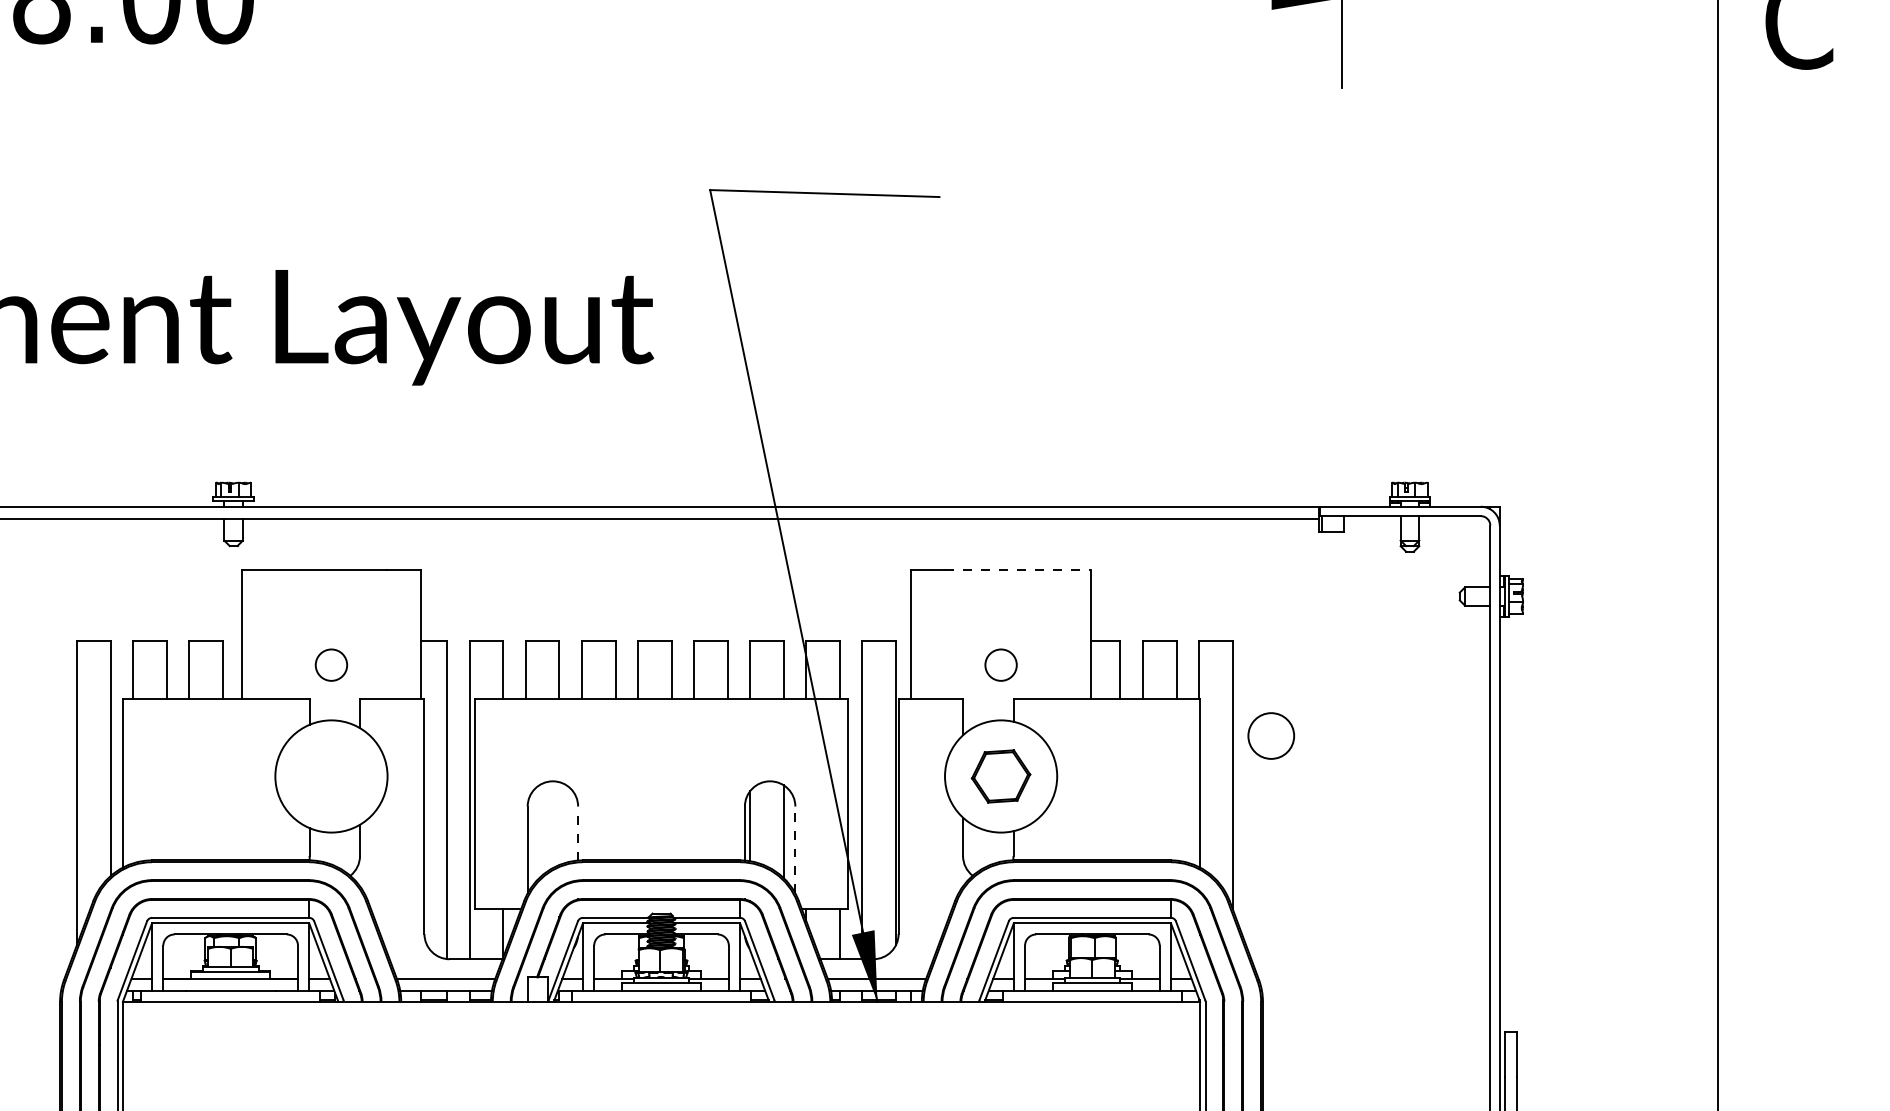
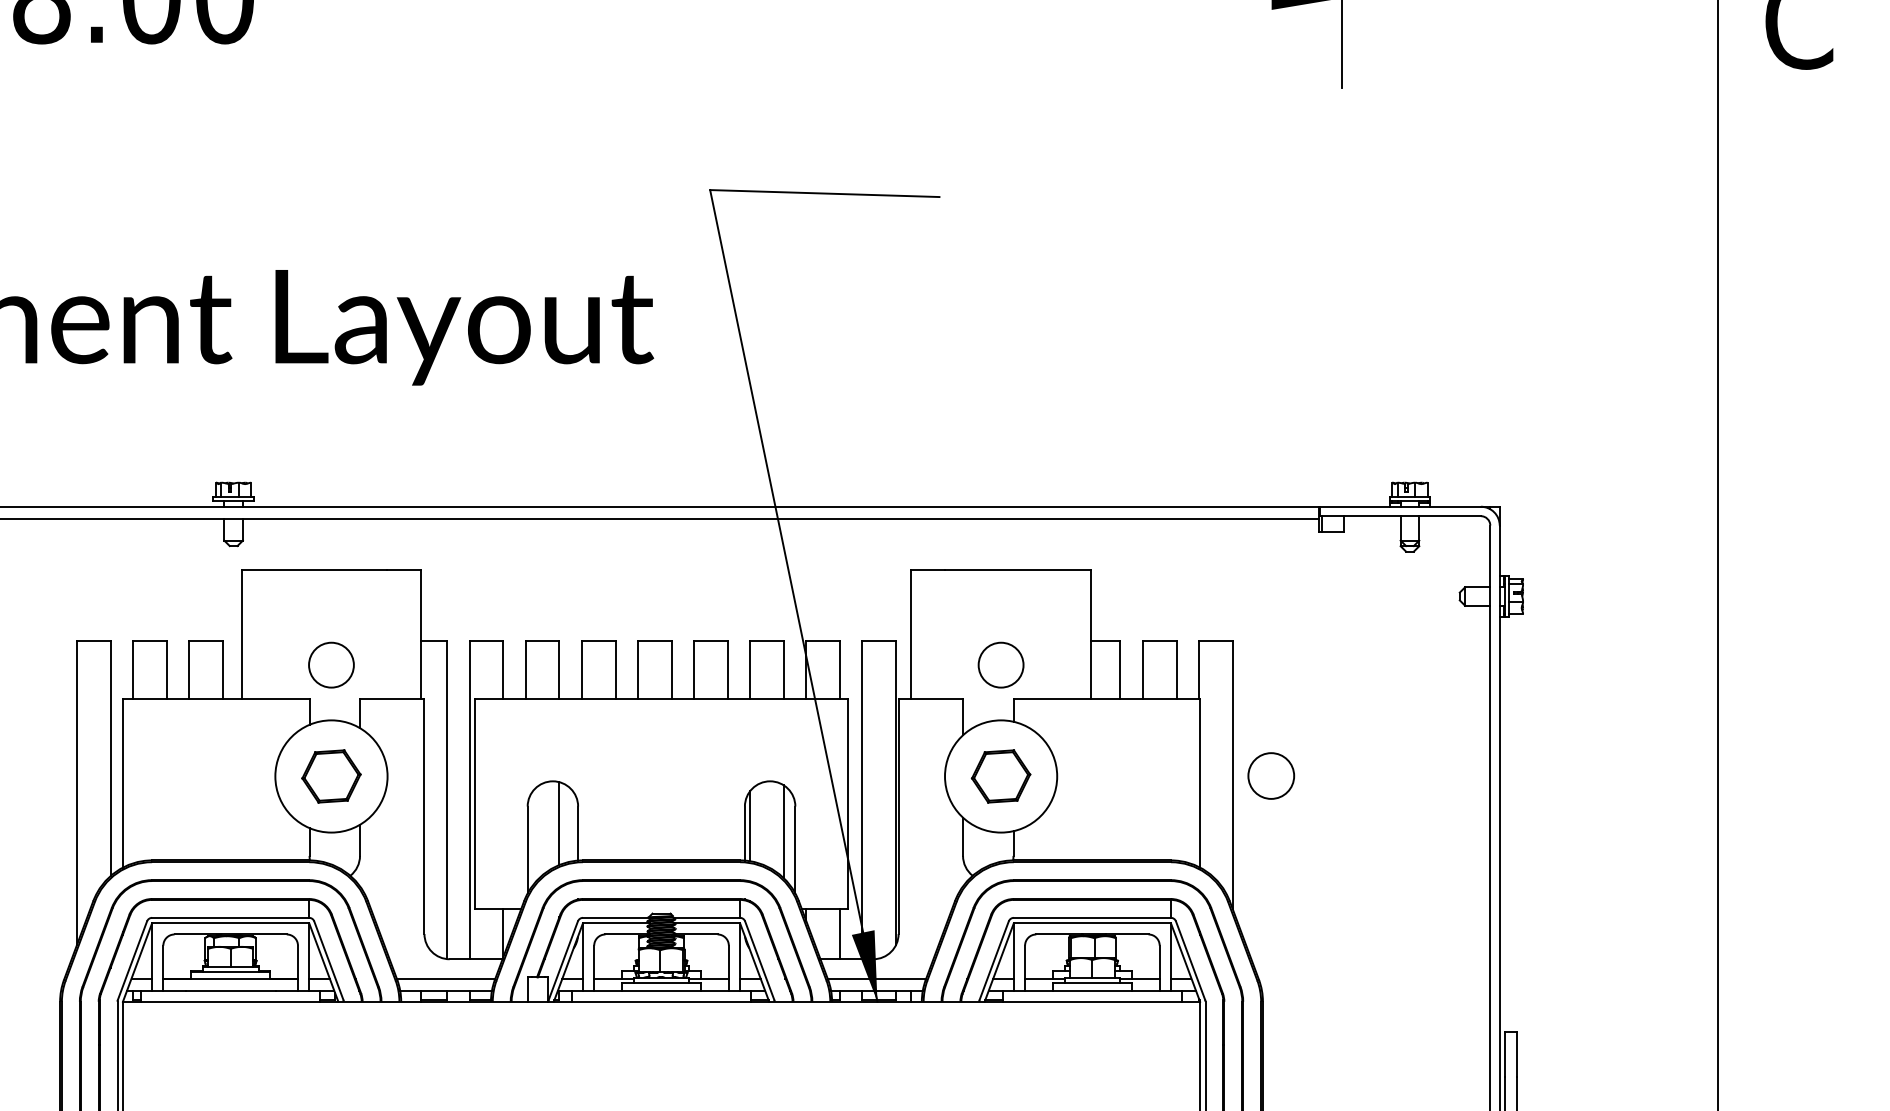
line: dashed -> solid (1018, 569)
circle diameter: 31 px -> 45 px (331, 664)
circle diameter: 31 px -> 45 px (1000, 664)
circle position: (1271, 735) -> (1271, 775) (1271, 775)
part: none -> present (331, 776)
line: none -> present (559, 823)
line: dashed -> solid (578, 833)
line: dashed -> solid (795, 849)
